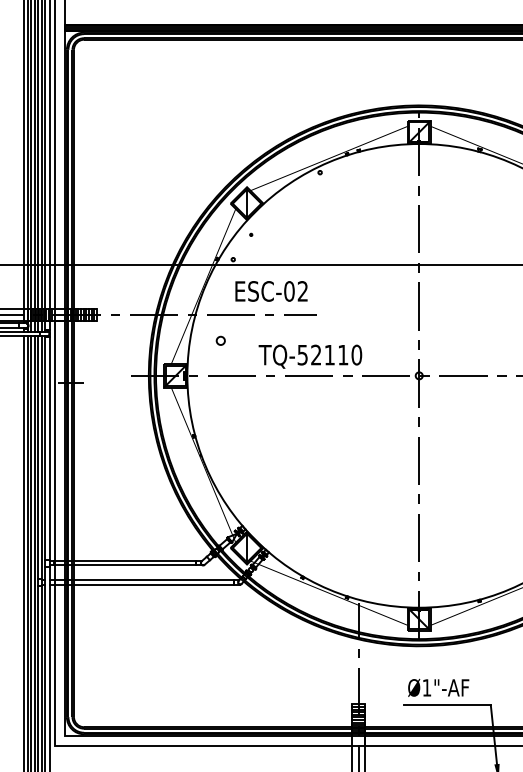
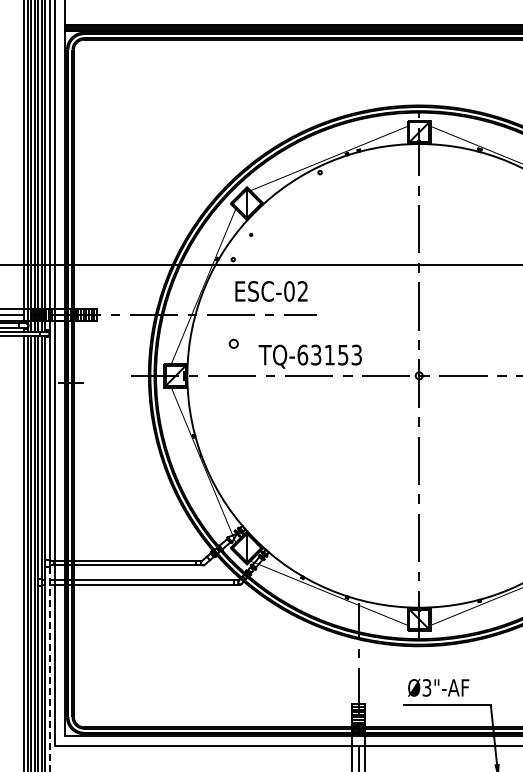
circle position: (220, 340) -> (233, 343) (233, 343)
text: TQ-52110 -> TQ-63153 (329, 354)
line: solid -> dashed (49, 669)
text: Ø1"-AF -> Ø3"-AF (426, 687)
